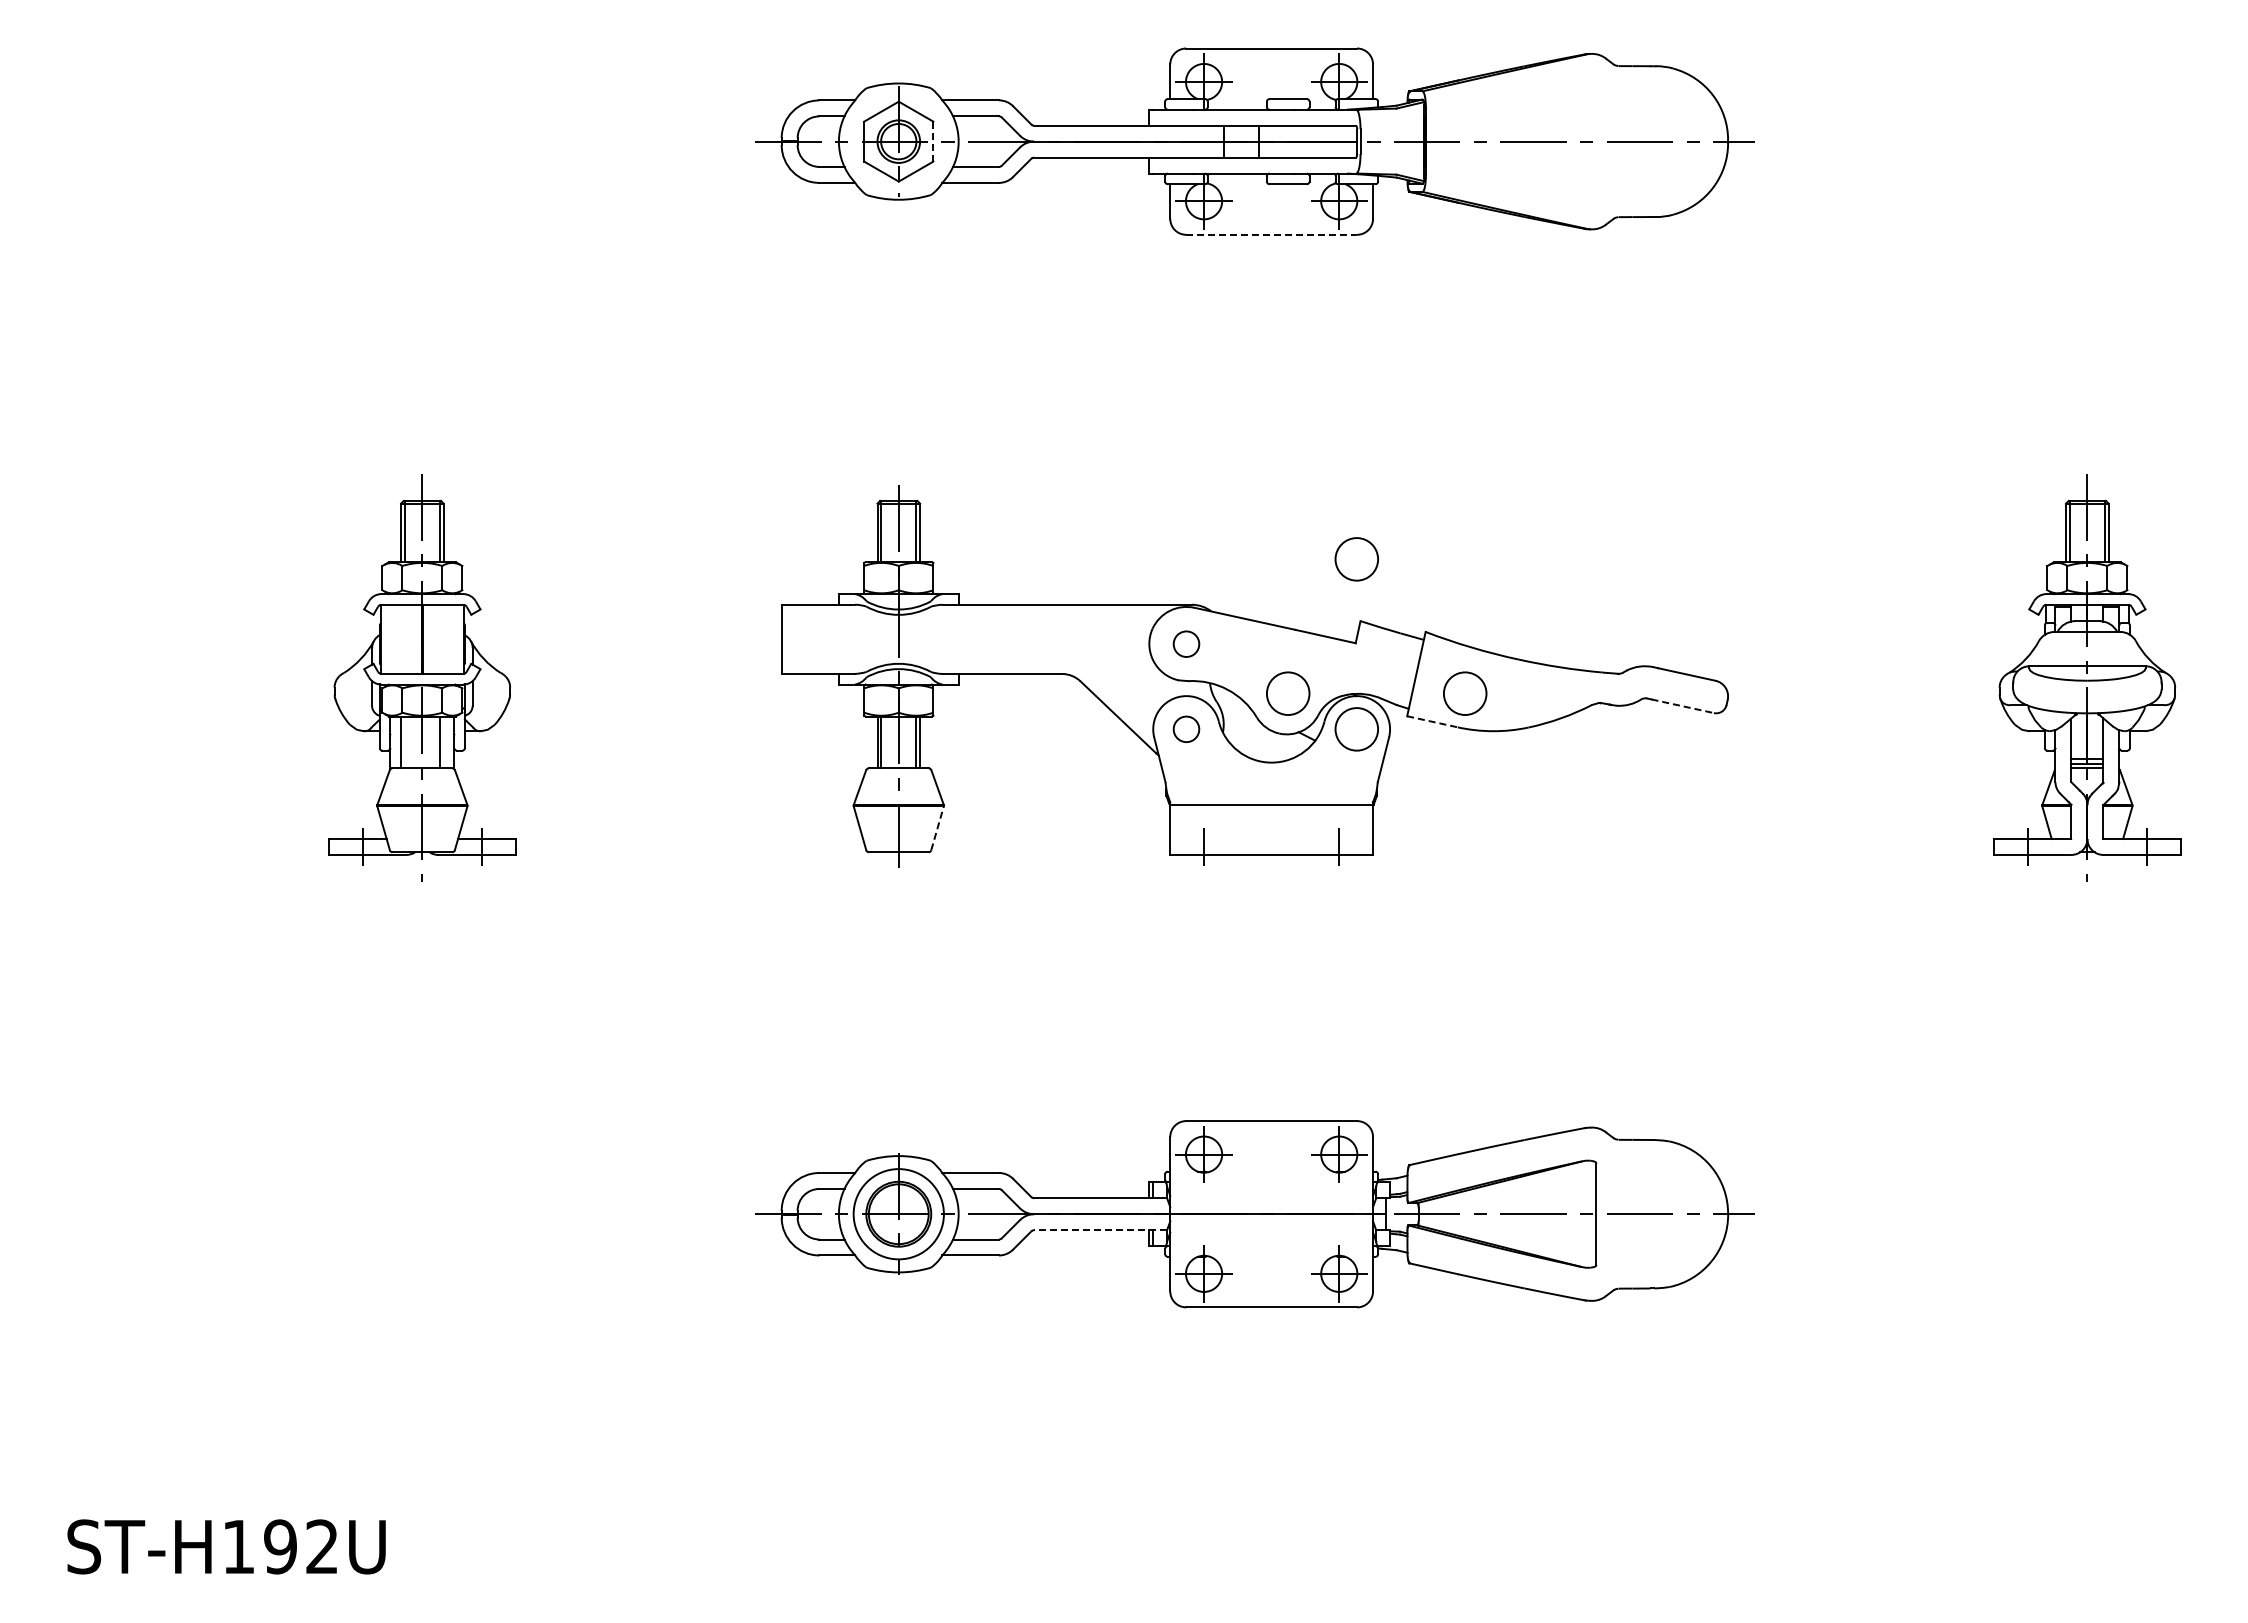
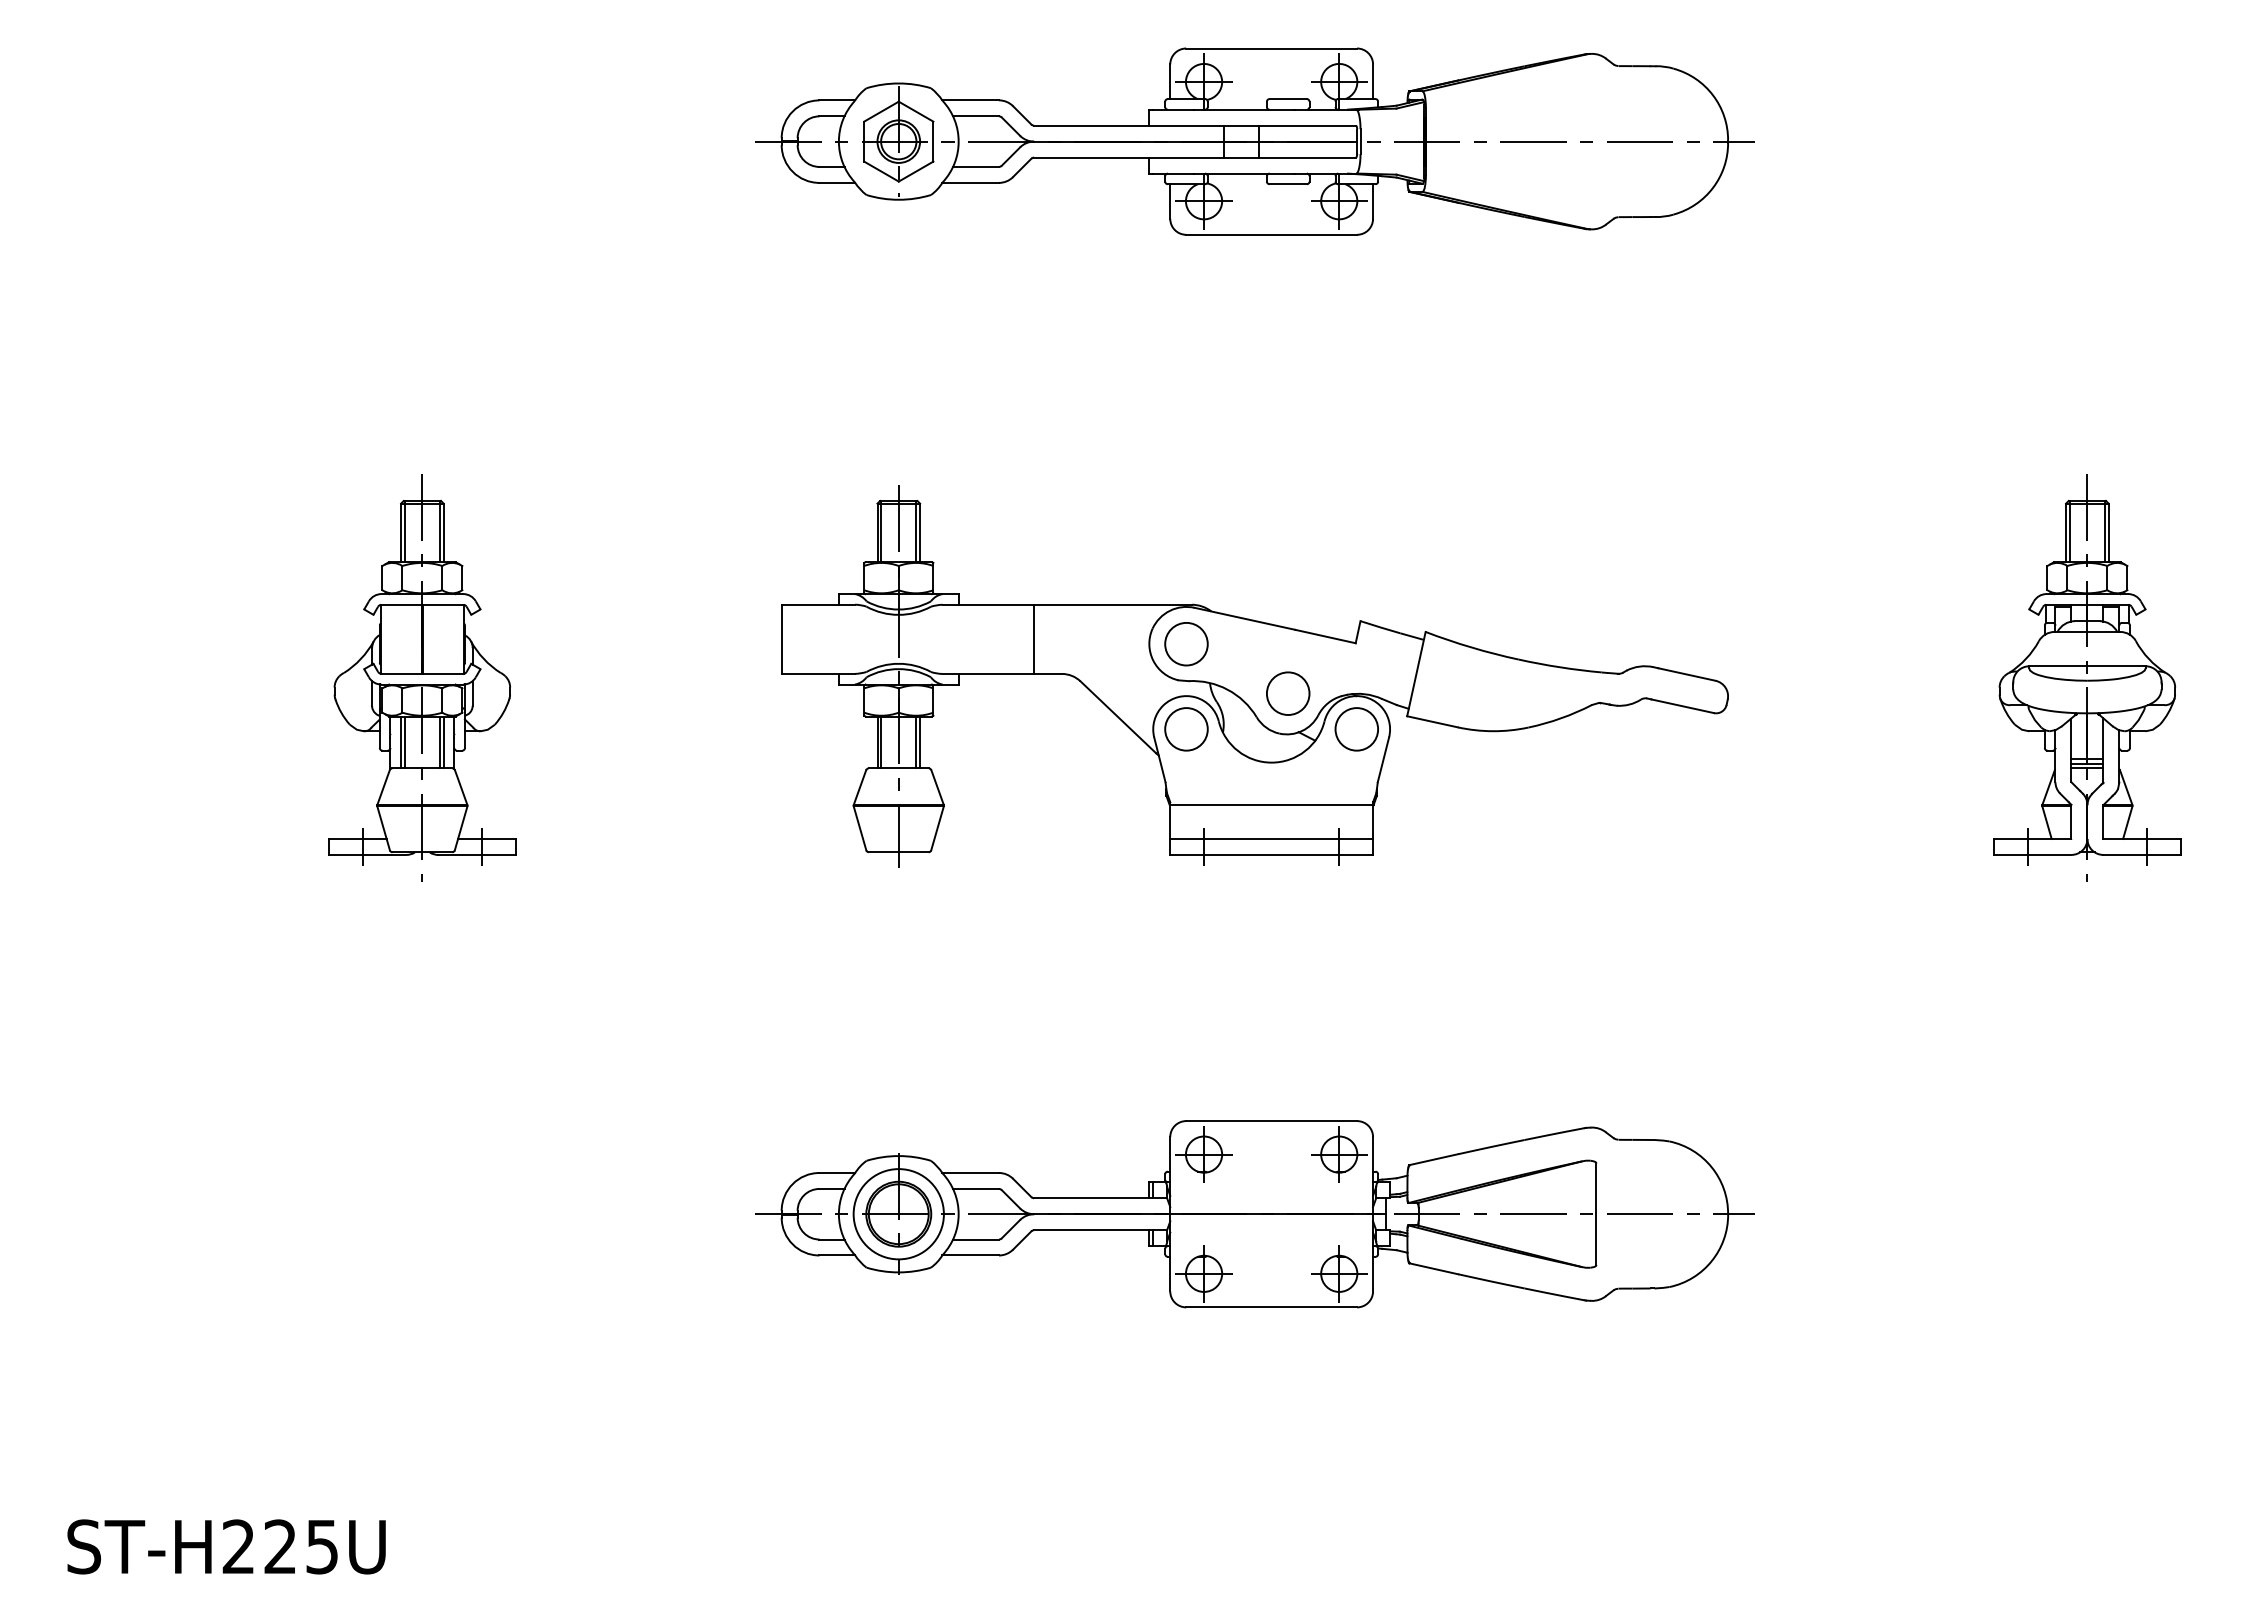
line: dashed -> solid (933, 141)
line: dashed -> solid (1272, 234)
circle: present -> none (1356, 559)
line: none -> present (1034, 638)
circle diameter: 26 px -> 43 px (1186, 643)
circle: present -> none (1465, 693)
line: dashed -> solid (1682, 706)
line: dashed -> solid (1432, 721)
circle diameter: 26 px -> 43 px (1186, 729)
line: none -> present (404, 742)
line: none -> present (443, 742)
line: dashed -> solid (937, 828)
line: none -> present (1271, 838)
line: dashed -> solid (1100, 1230)
text: ST-H192U -> ST-H225U (279, 1546)
